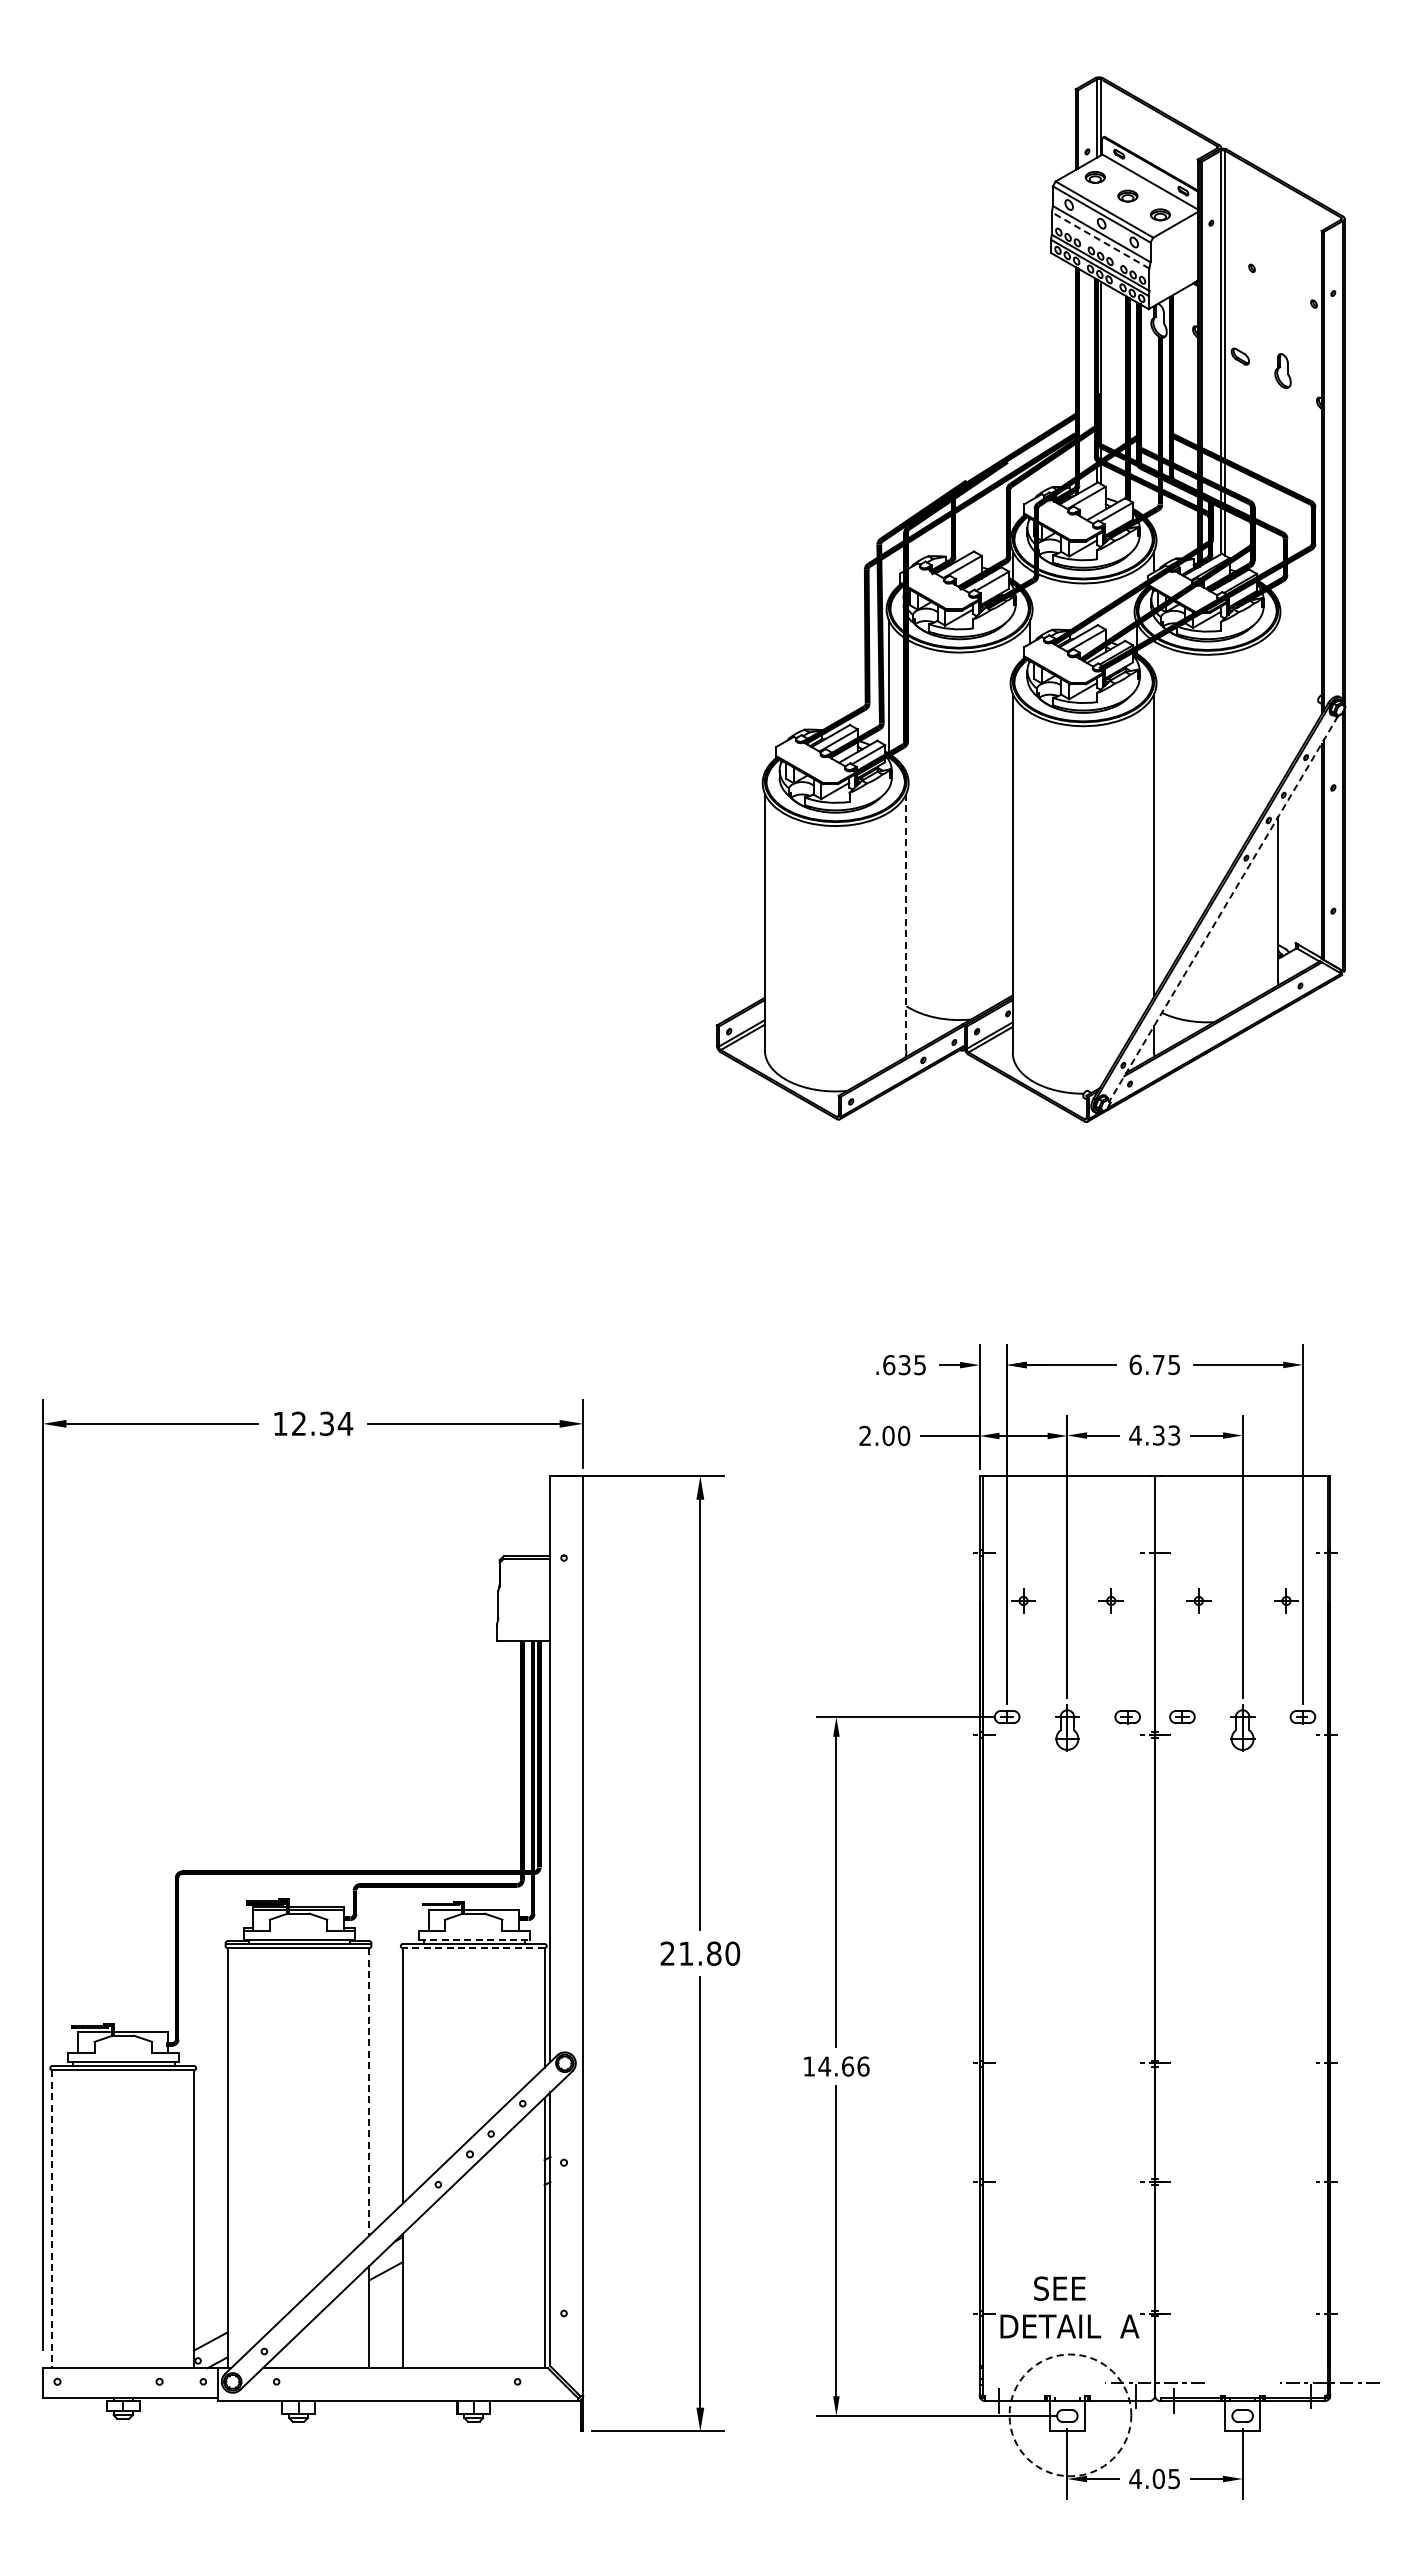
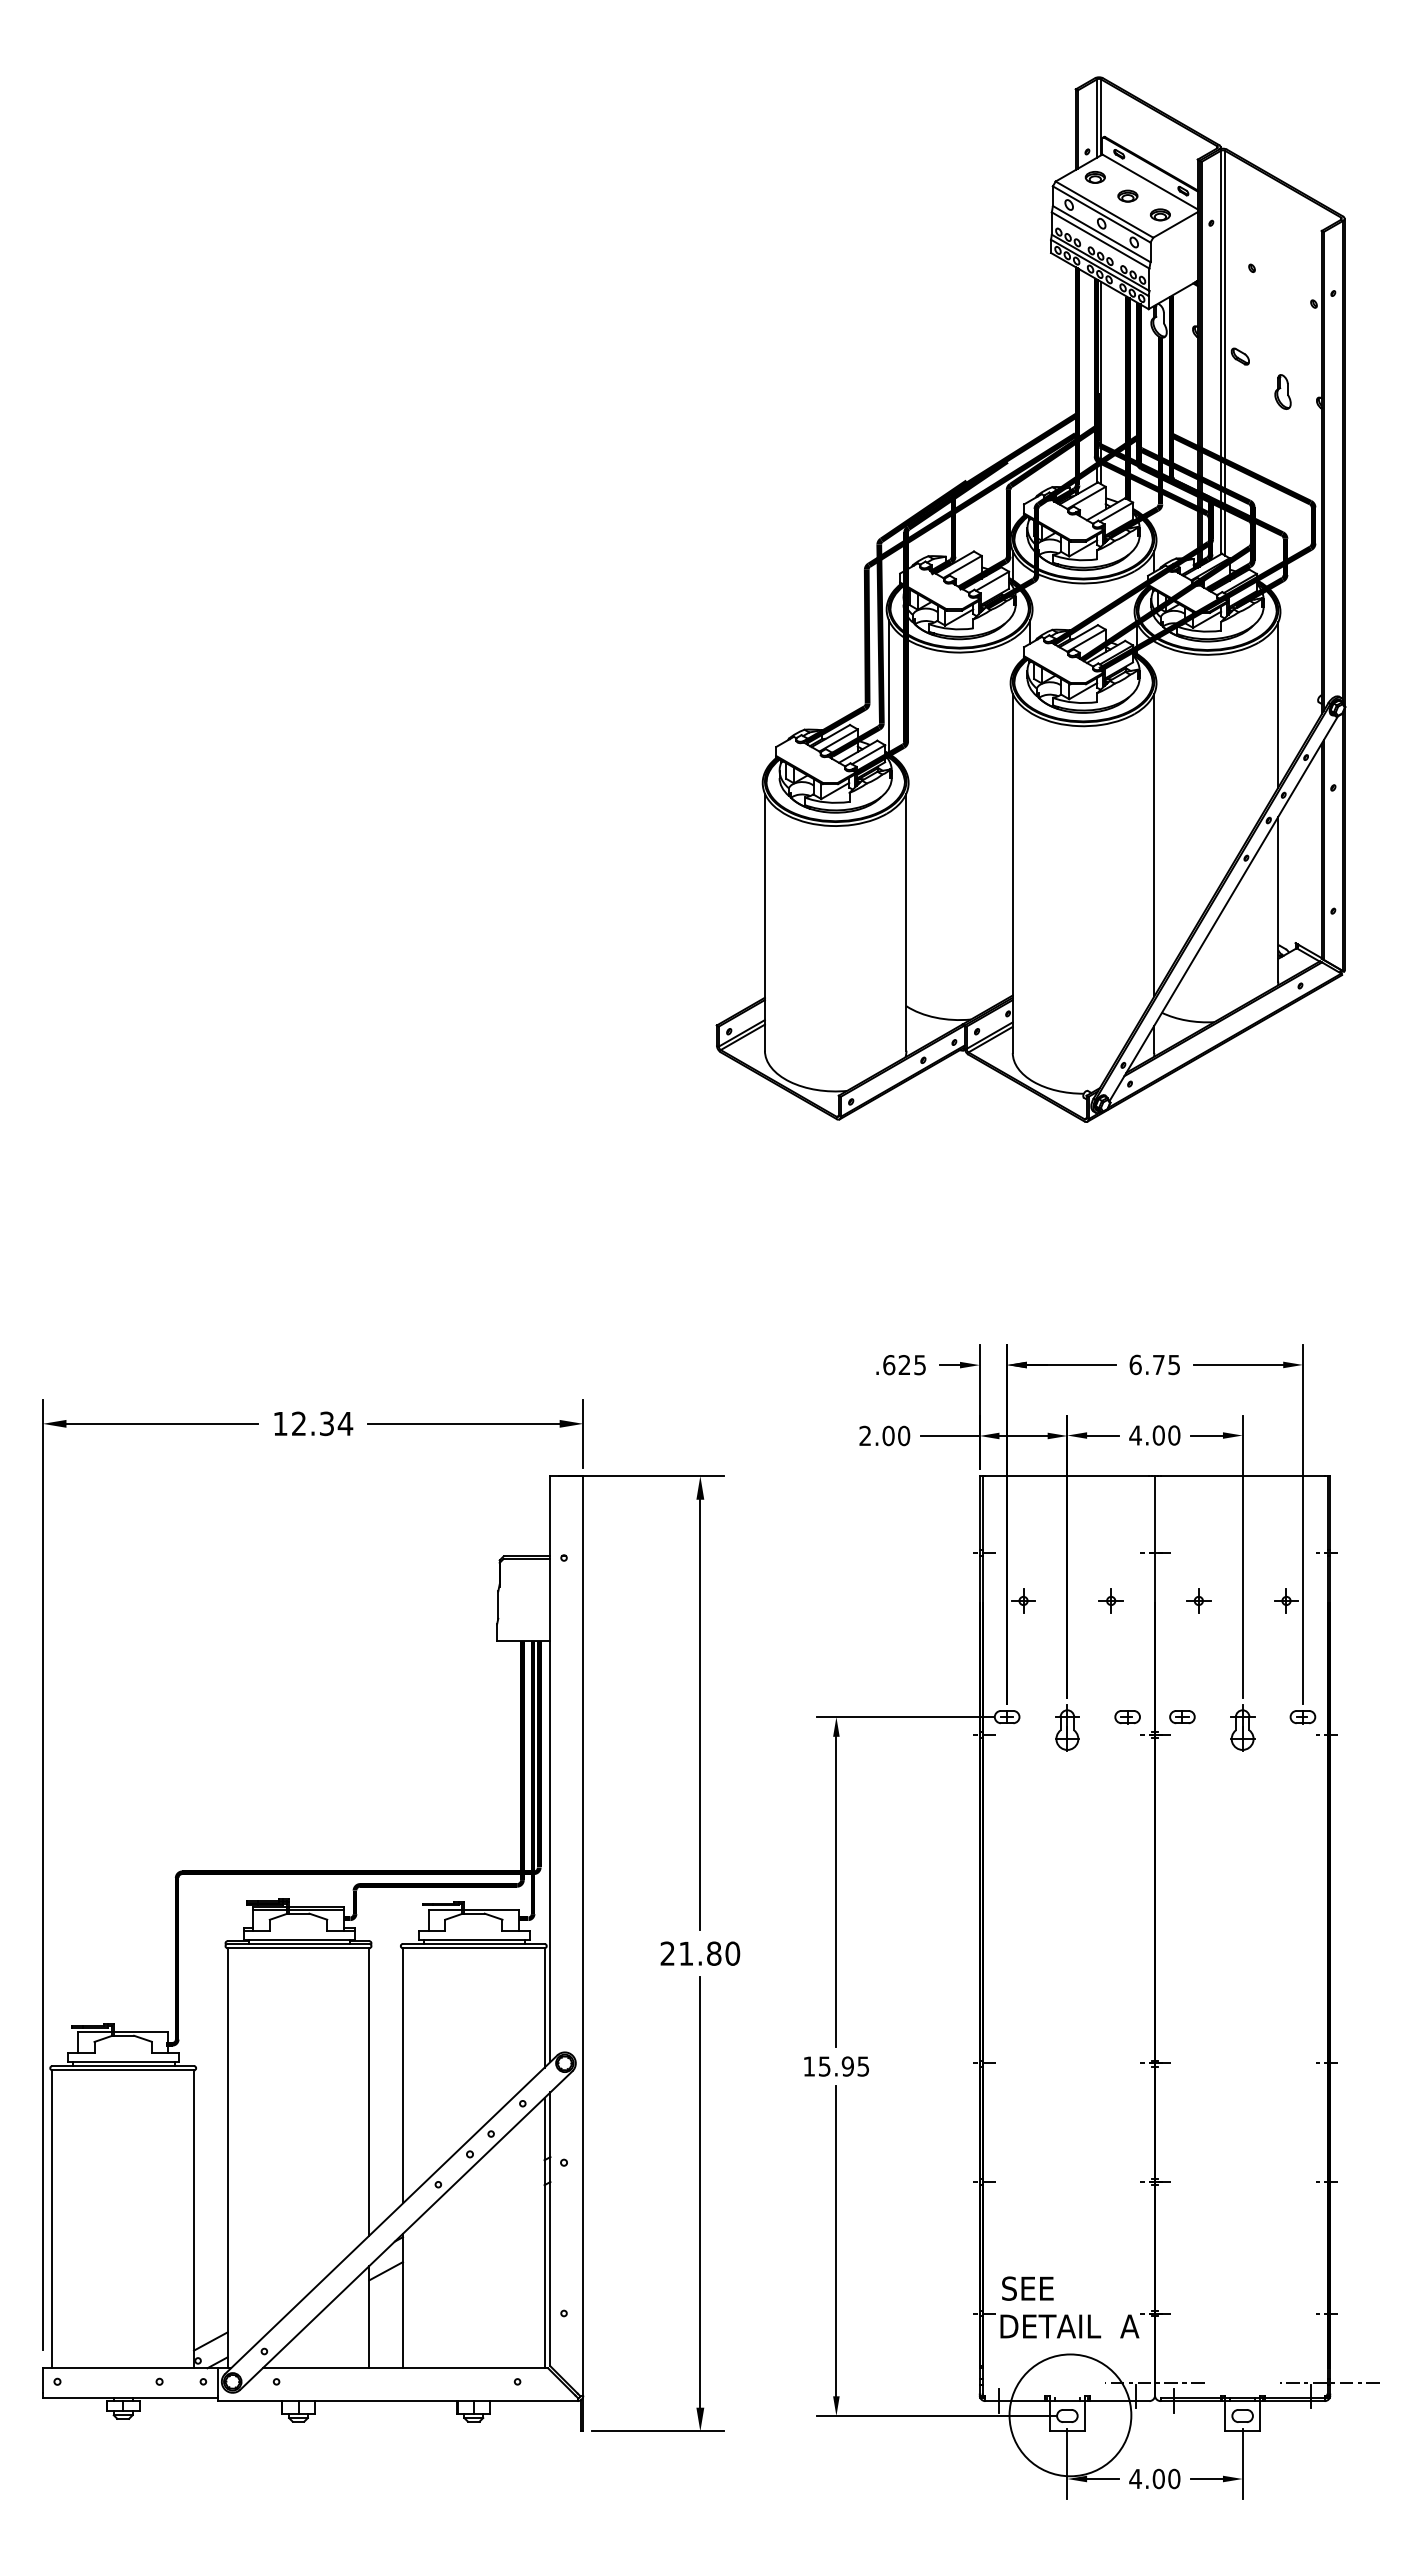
line: dashed -> solid (1100, 240)
part position: (1282, 370) -> (1282, 391) (1282, 391)
line: none -> present (1278, 704)
line: dashed -> solid (1223, 908)
line: dashed -> solid (906, 922)
text: .635 -> .625 (904, 1365)
text: 4.33 -> 4.00 (1166, 1435)
line: dashed -> solid (474, 1939)
line: dashed -> solid (473, 1948)
text: 14.66 -> 15.95 (843, 2066)
line: dashed -> solid (369, 2092)
line: dashed -> solid (52, 2219)
text position: (1059, 2288) -> (1027, 2288) (1027, 2288)
circle: dashed -> solid (1070, 2415)
text: 4.05 -> 4.00 (1174, 2478)
